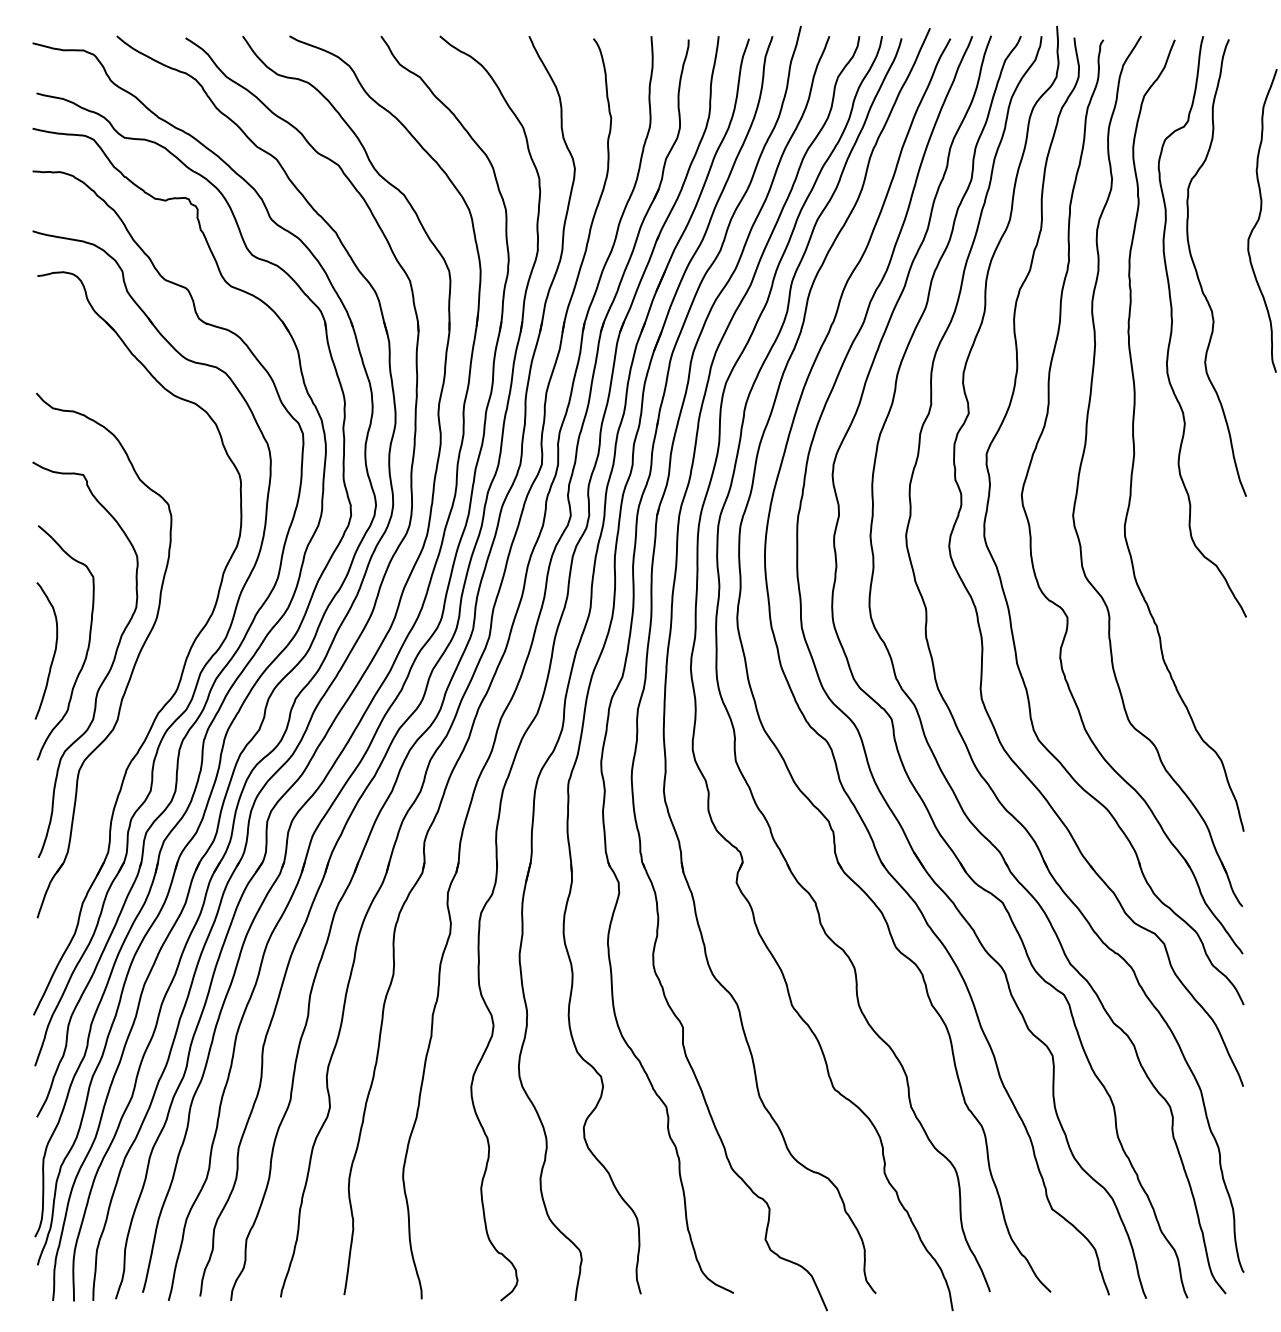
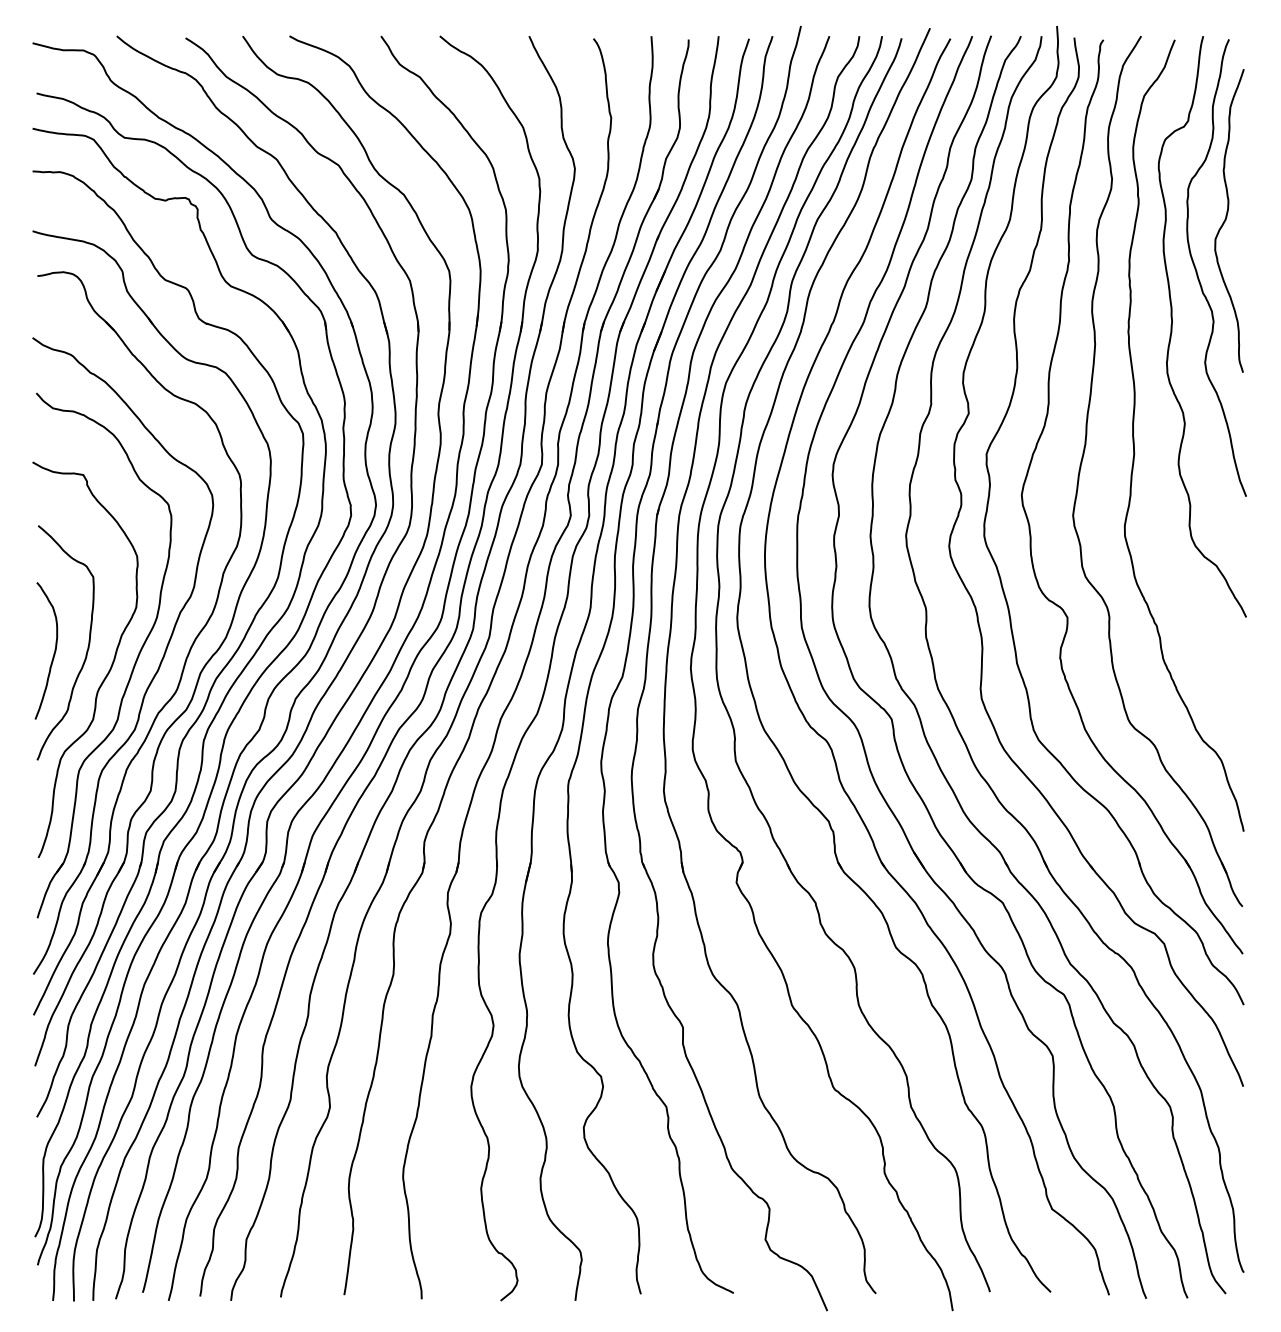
curve position: (1259, 220) -> (1226, 220) (1226, 220)
part: none -> present (153, 675)
